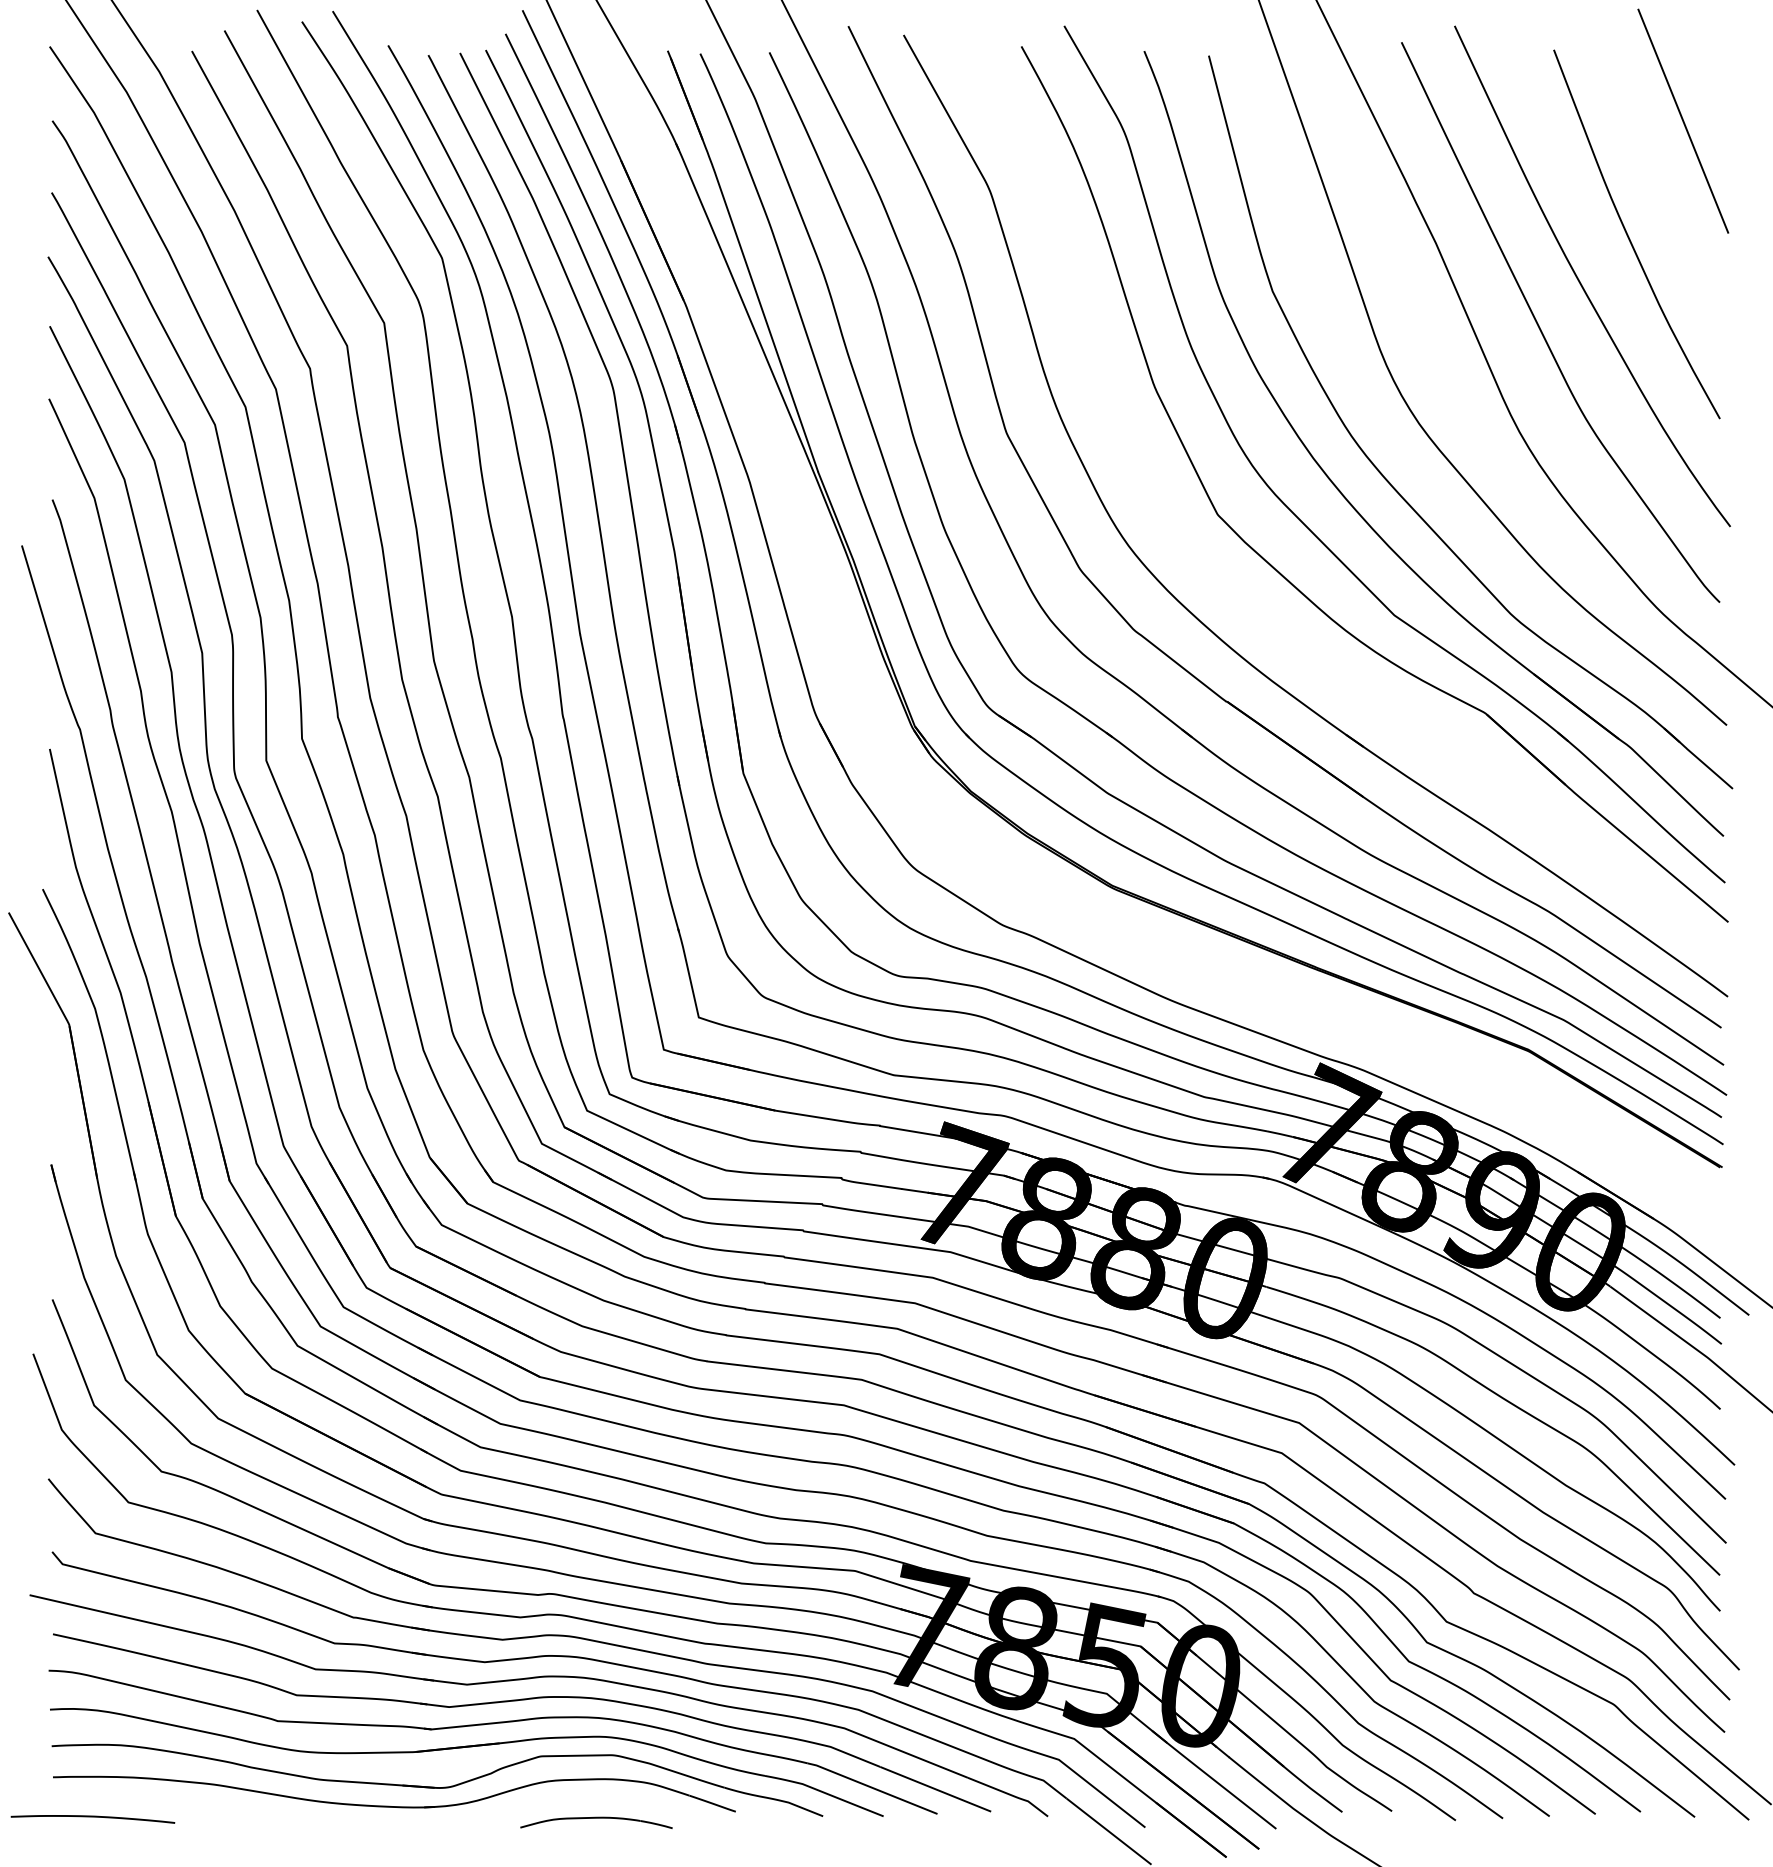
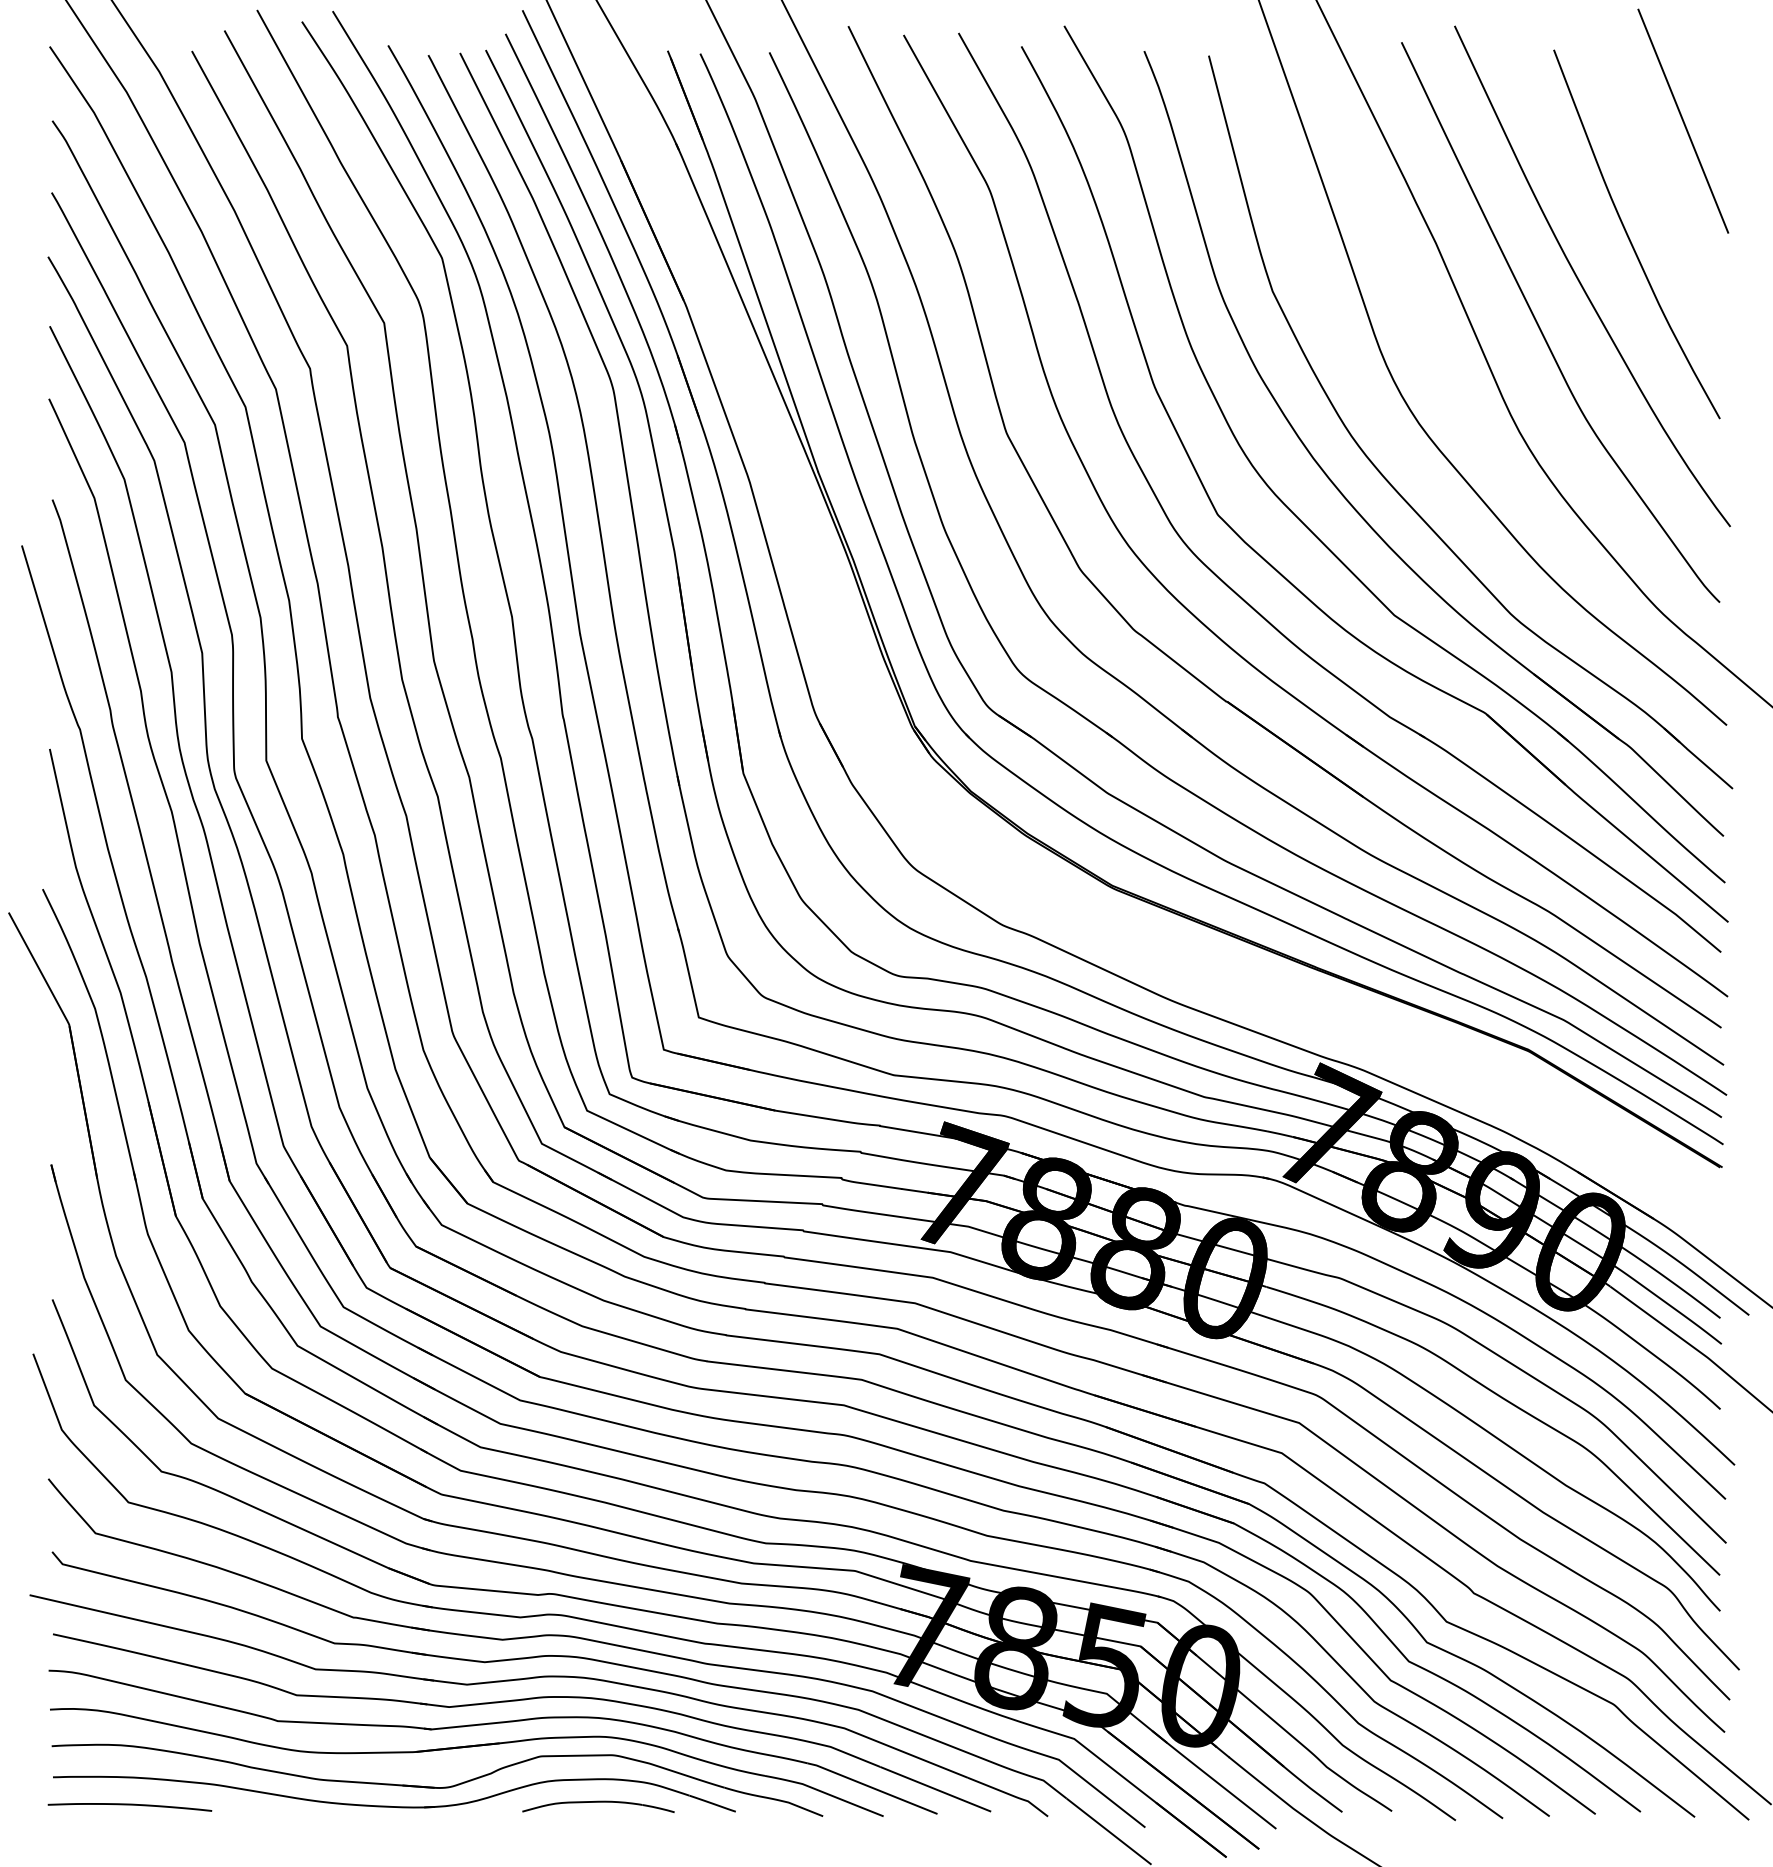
part: none -> present (1241, 596)
curve position: (92, 1817) -> (129, 1805) (129, 1805)
part position: (596, 1822) -> (598, 1806) (598, 1806)
